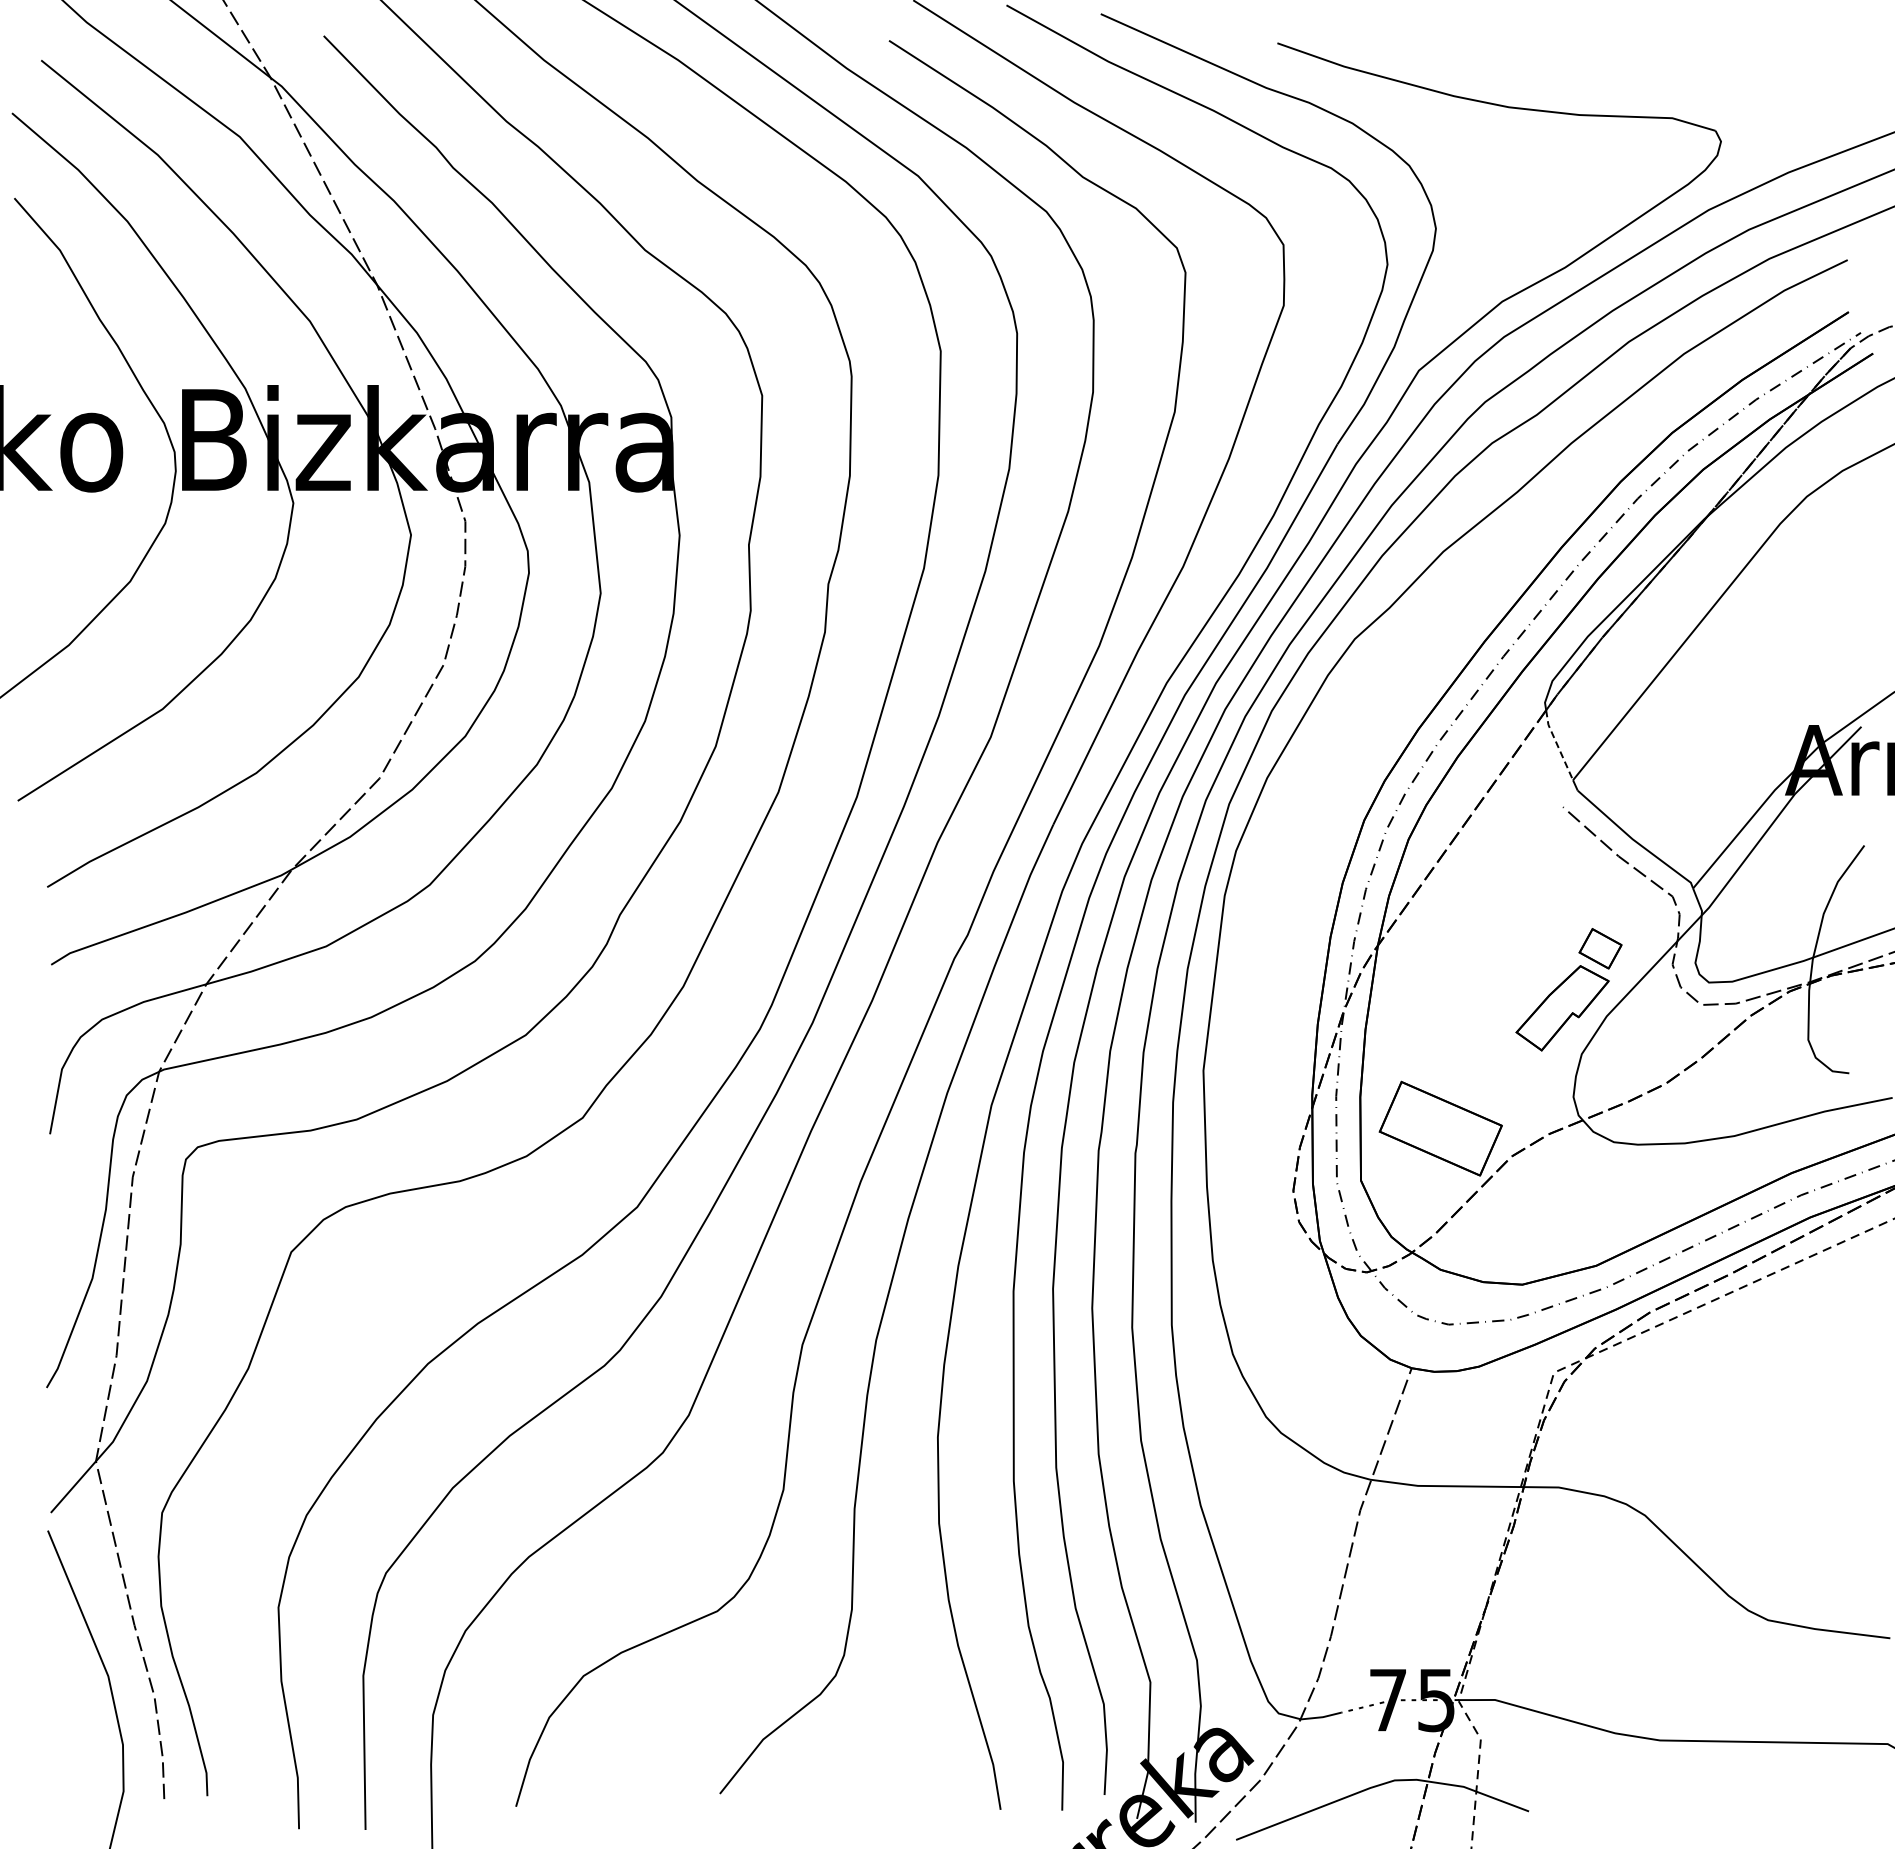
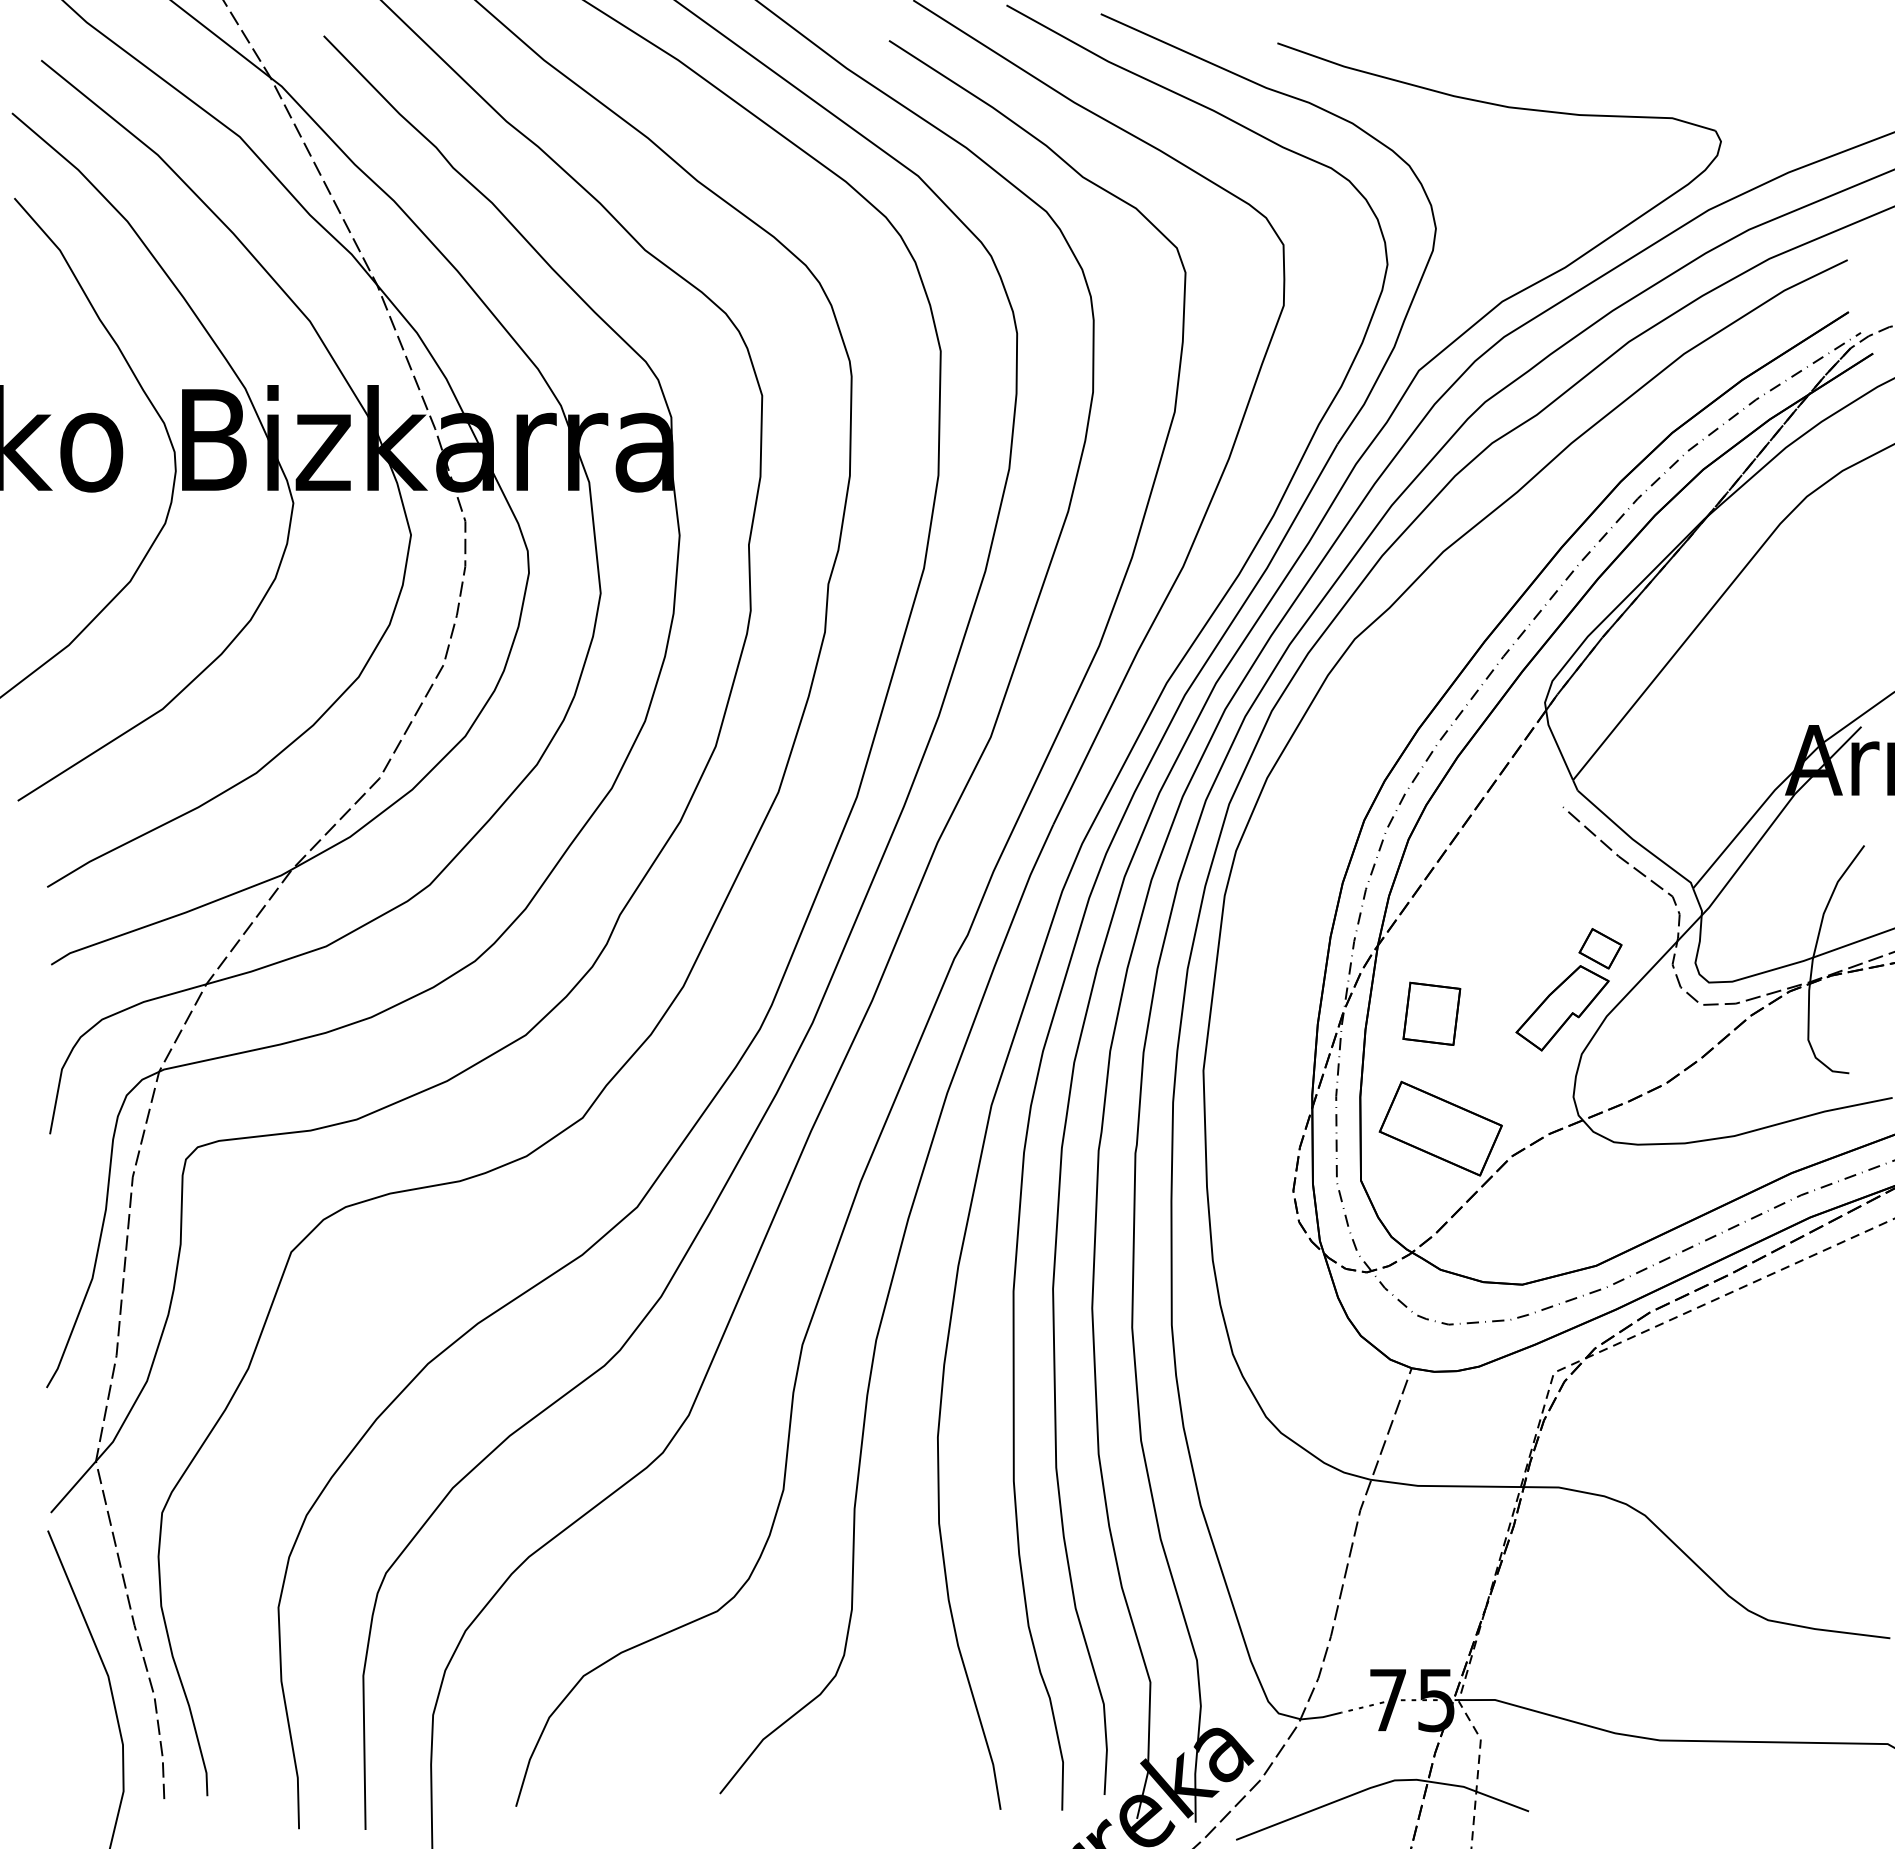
line: dashed -> solid (1557, 745)
part: none -> present (1431, 1013)
